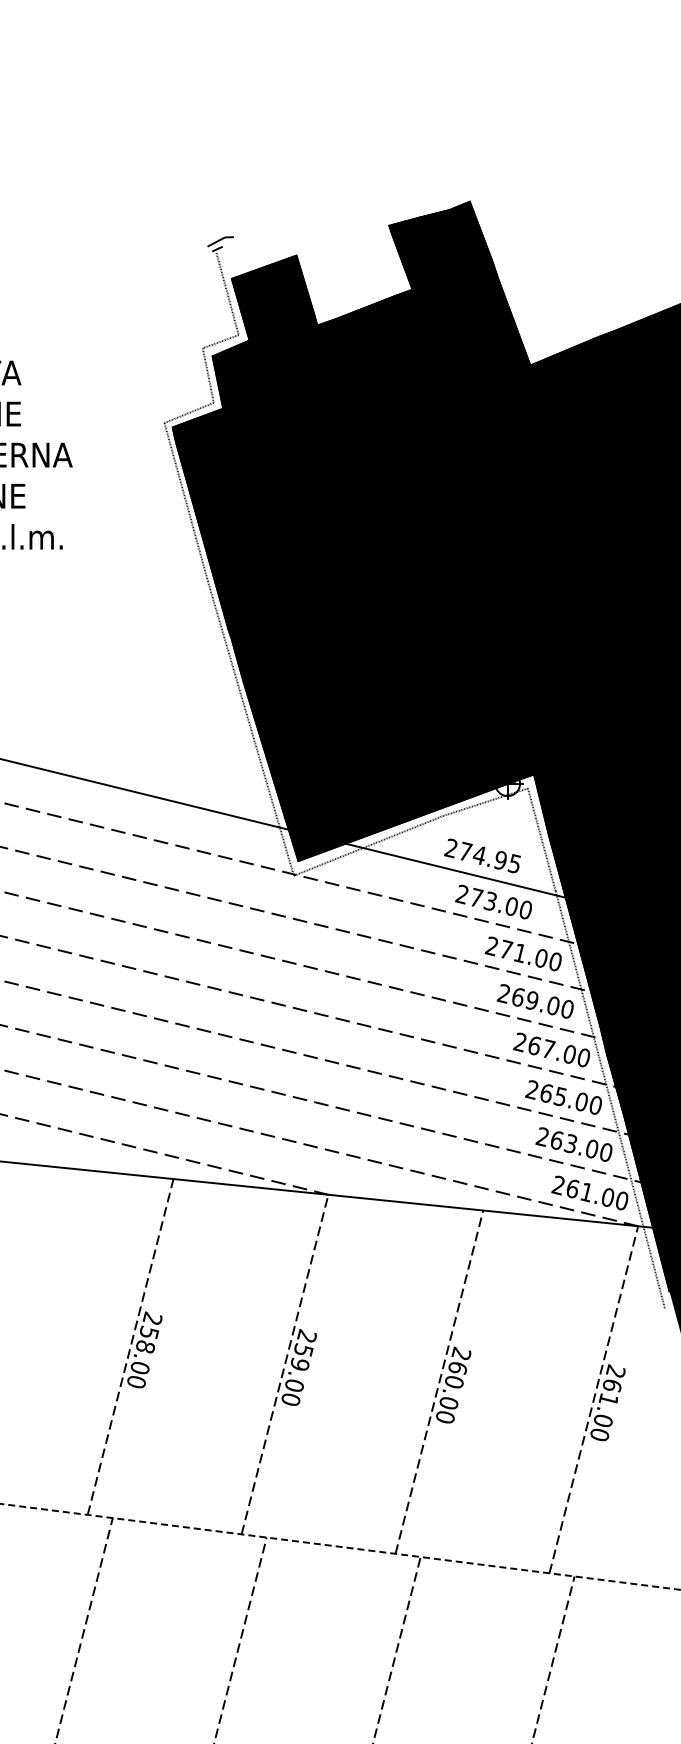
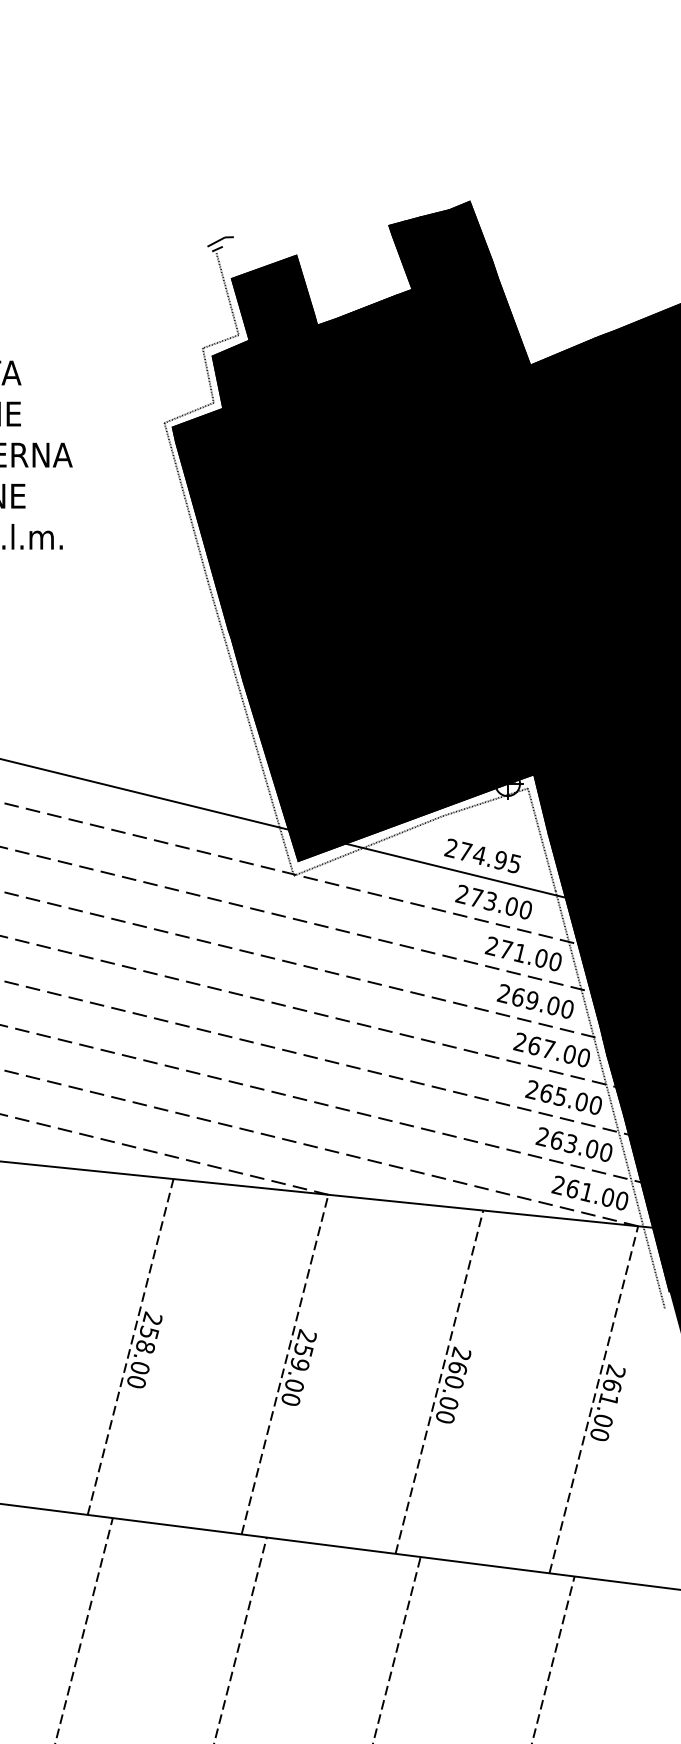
line: dashed -> solid (340, 1546)
